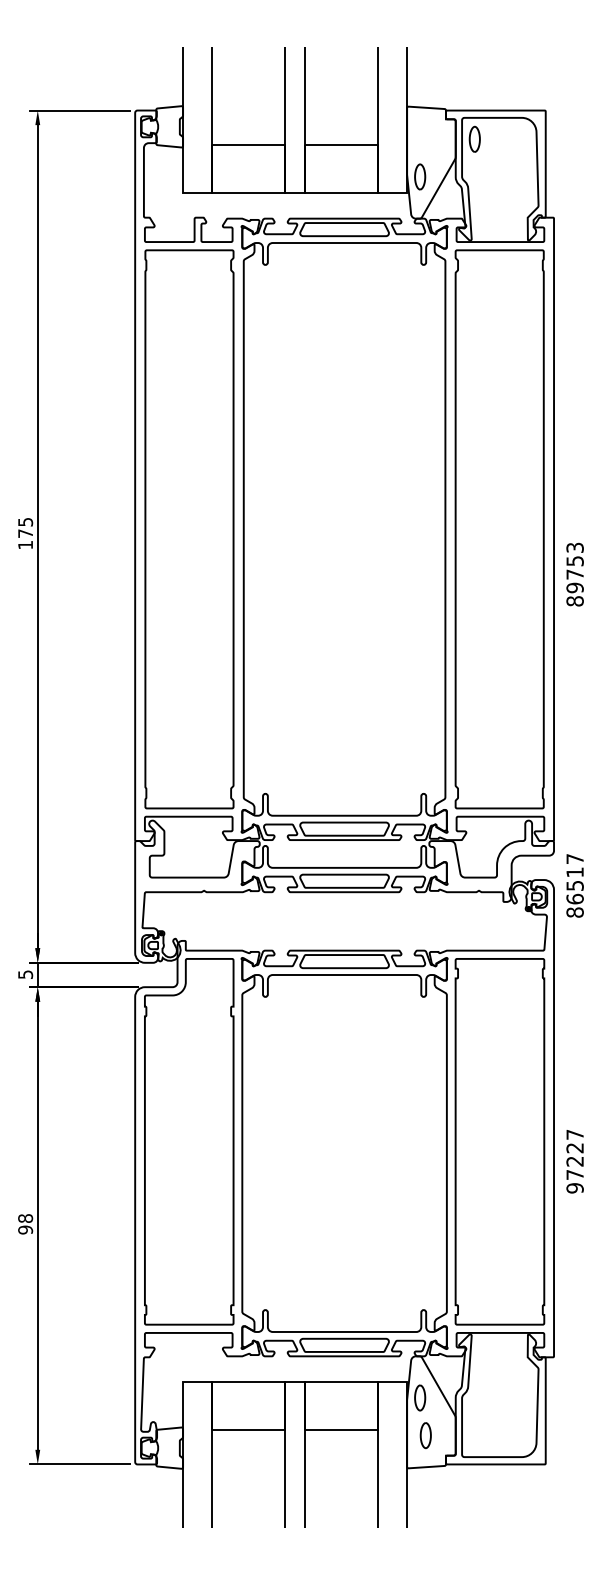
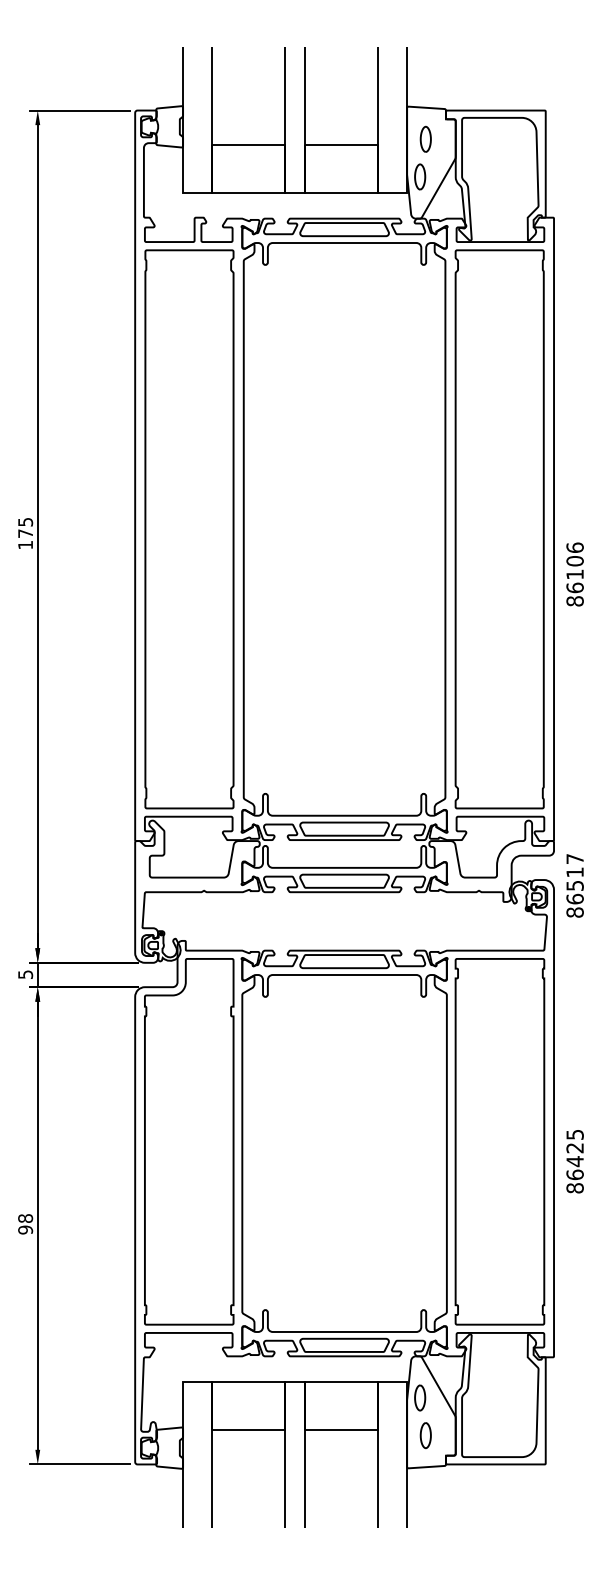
part position: (474, 138) -> (425, 138) (425, 138)
text: 89753 -> 86106 (574, 567)
text: 97227 -> 86425 (574, 1161)
